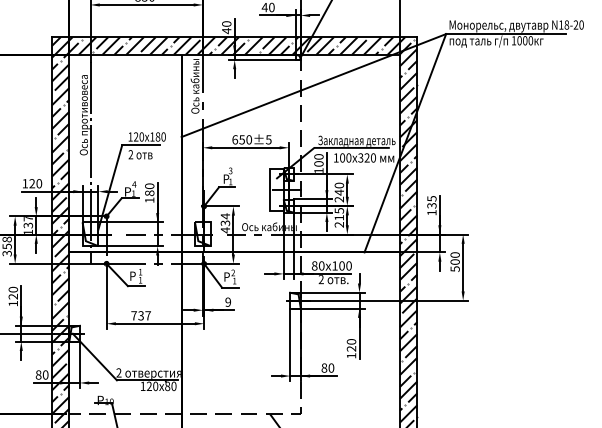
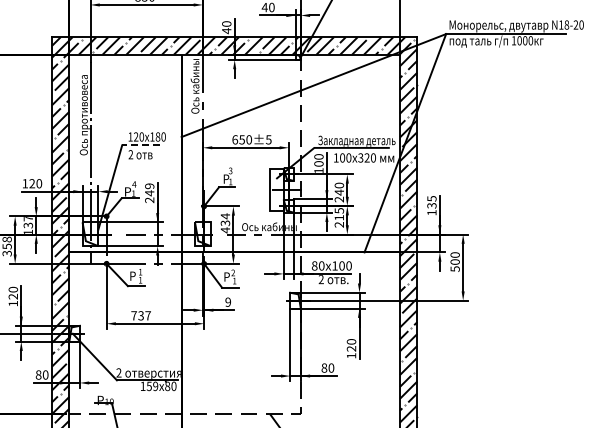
line: solid -> dashed (140, 145)
text: 180 -> 249 (149, 193)
text: 120 -> 159 (152, 386)
